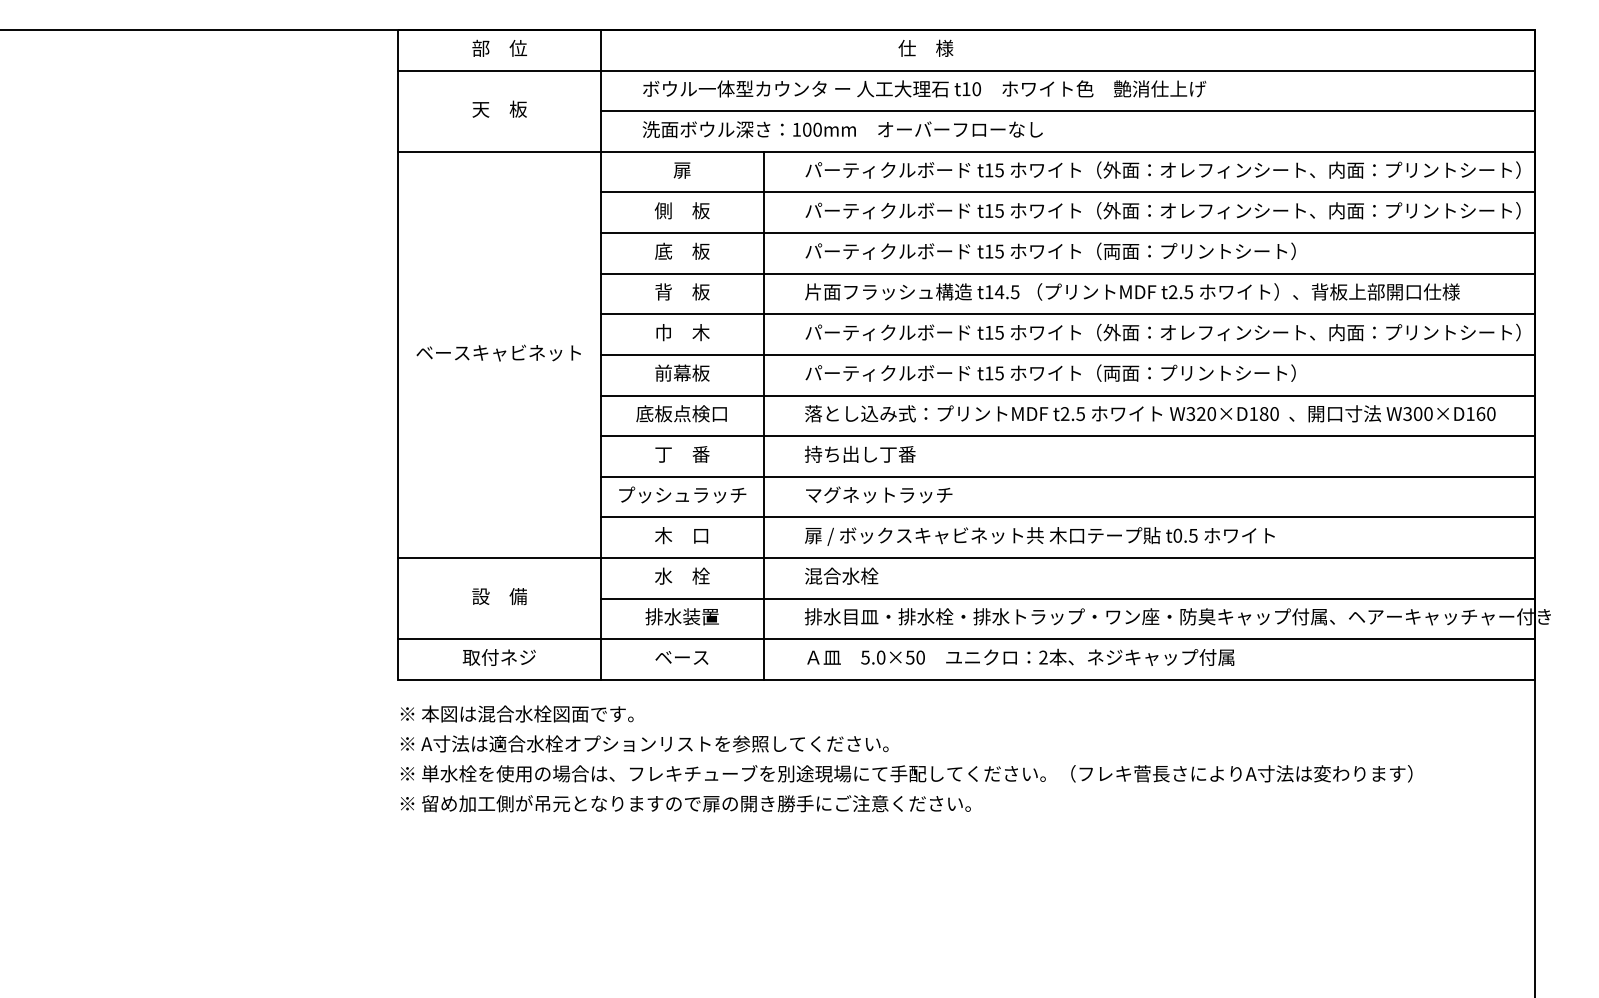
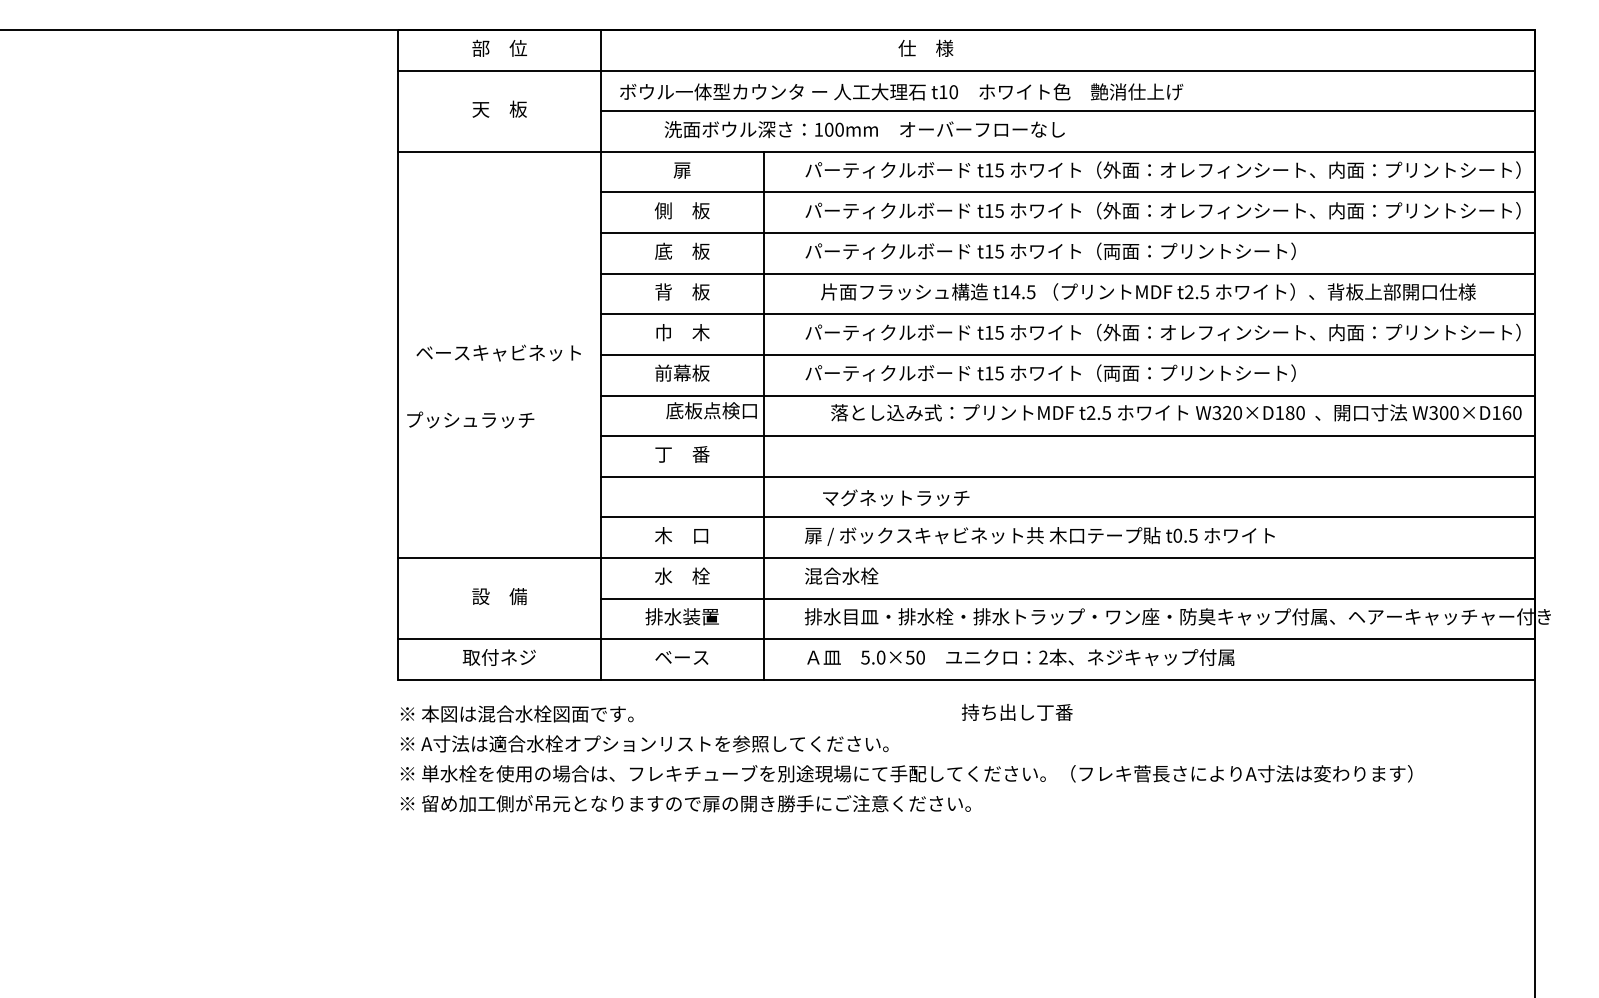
text position: (924, 88) -> (901, 91) (901, 91)
text position: (842, 129) -> (864, 129) (864, 129)
text position: (1132, 291) -> (1148, 291) (1148, 291)
text position: (681, 413) -> (711, 410) (711, 410)
text position: (1150, 413) -> (1176, 412) (1176, 412)
text position: (860, 453) -> (1017, 711) (1017, 711)
text position: (682, 494) -> (470, 419) (470, 419)
text position: (879, 494) -> (896, 497) (896, 497)
